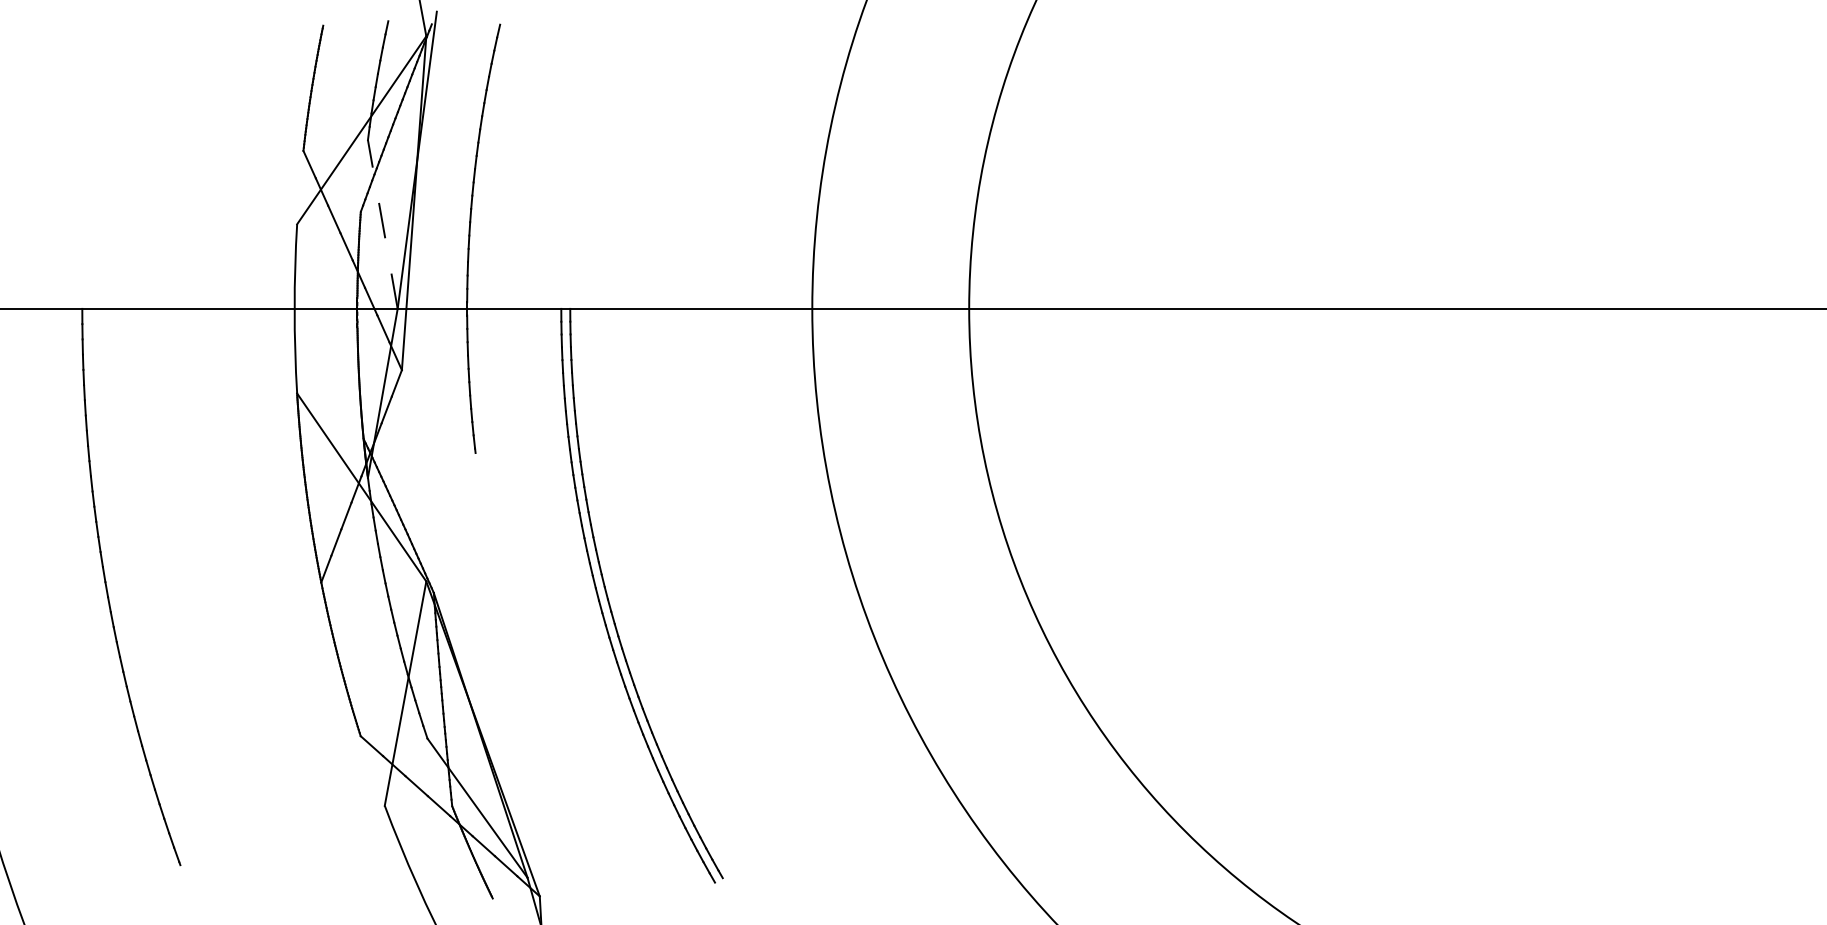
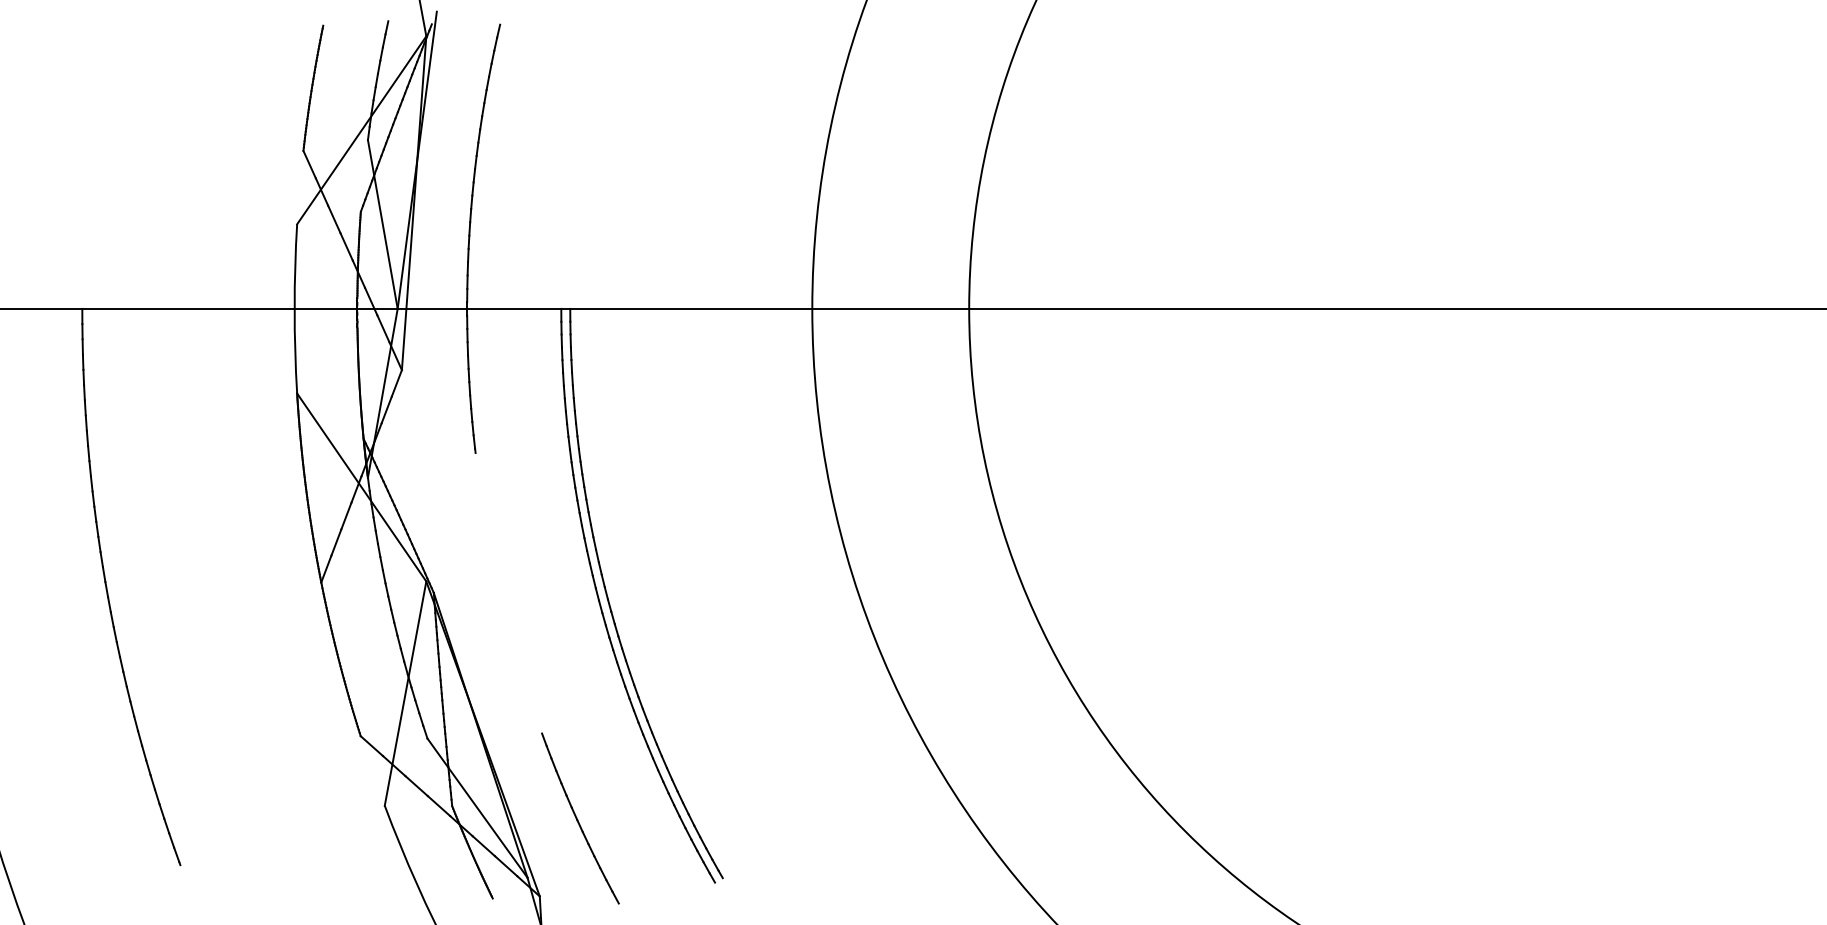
line: dashed -> solid (382, 224)
part: none -> present (580, 818)
